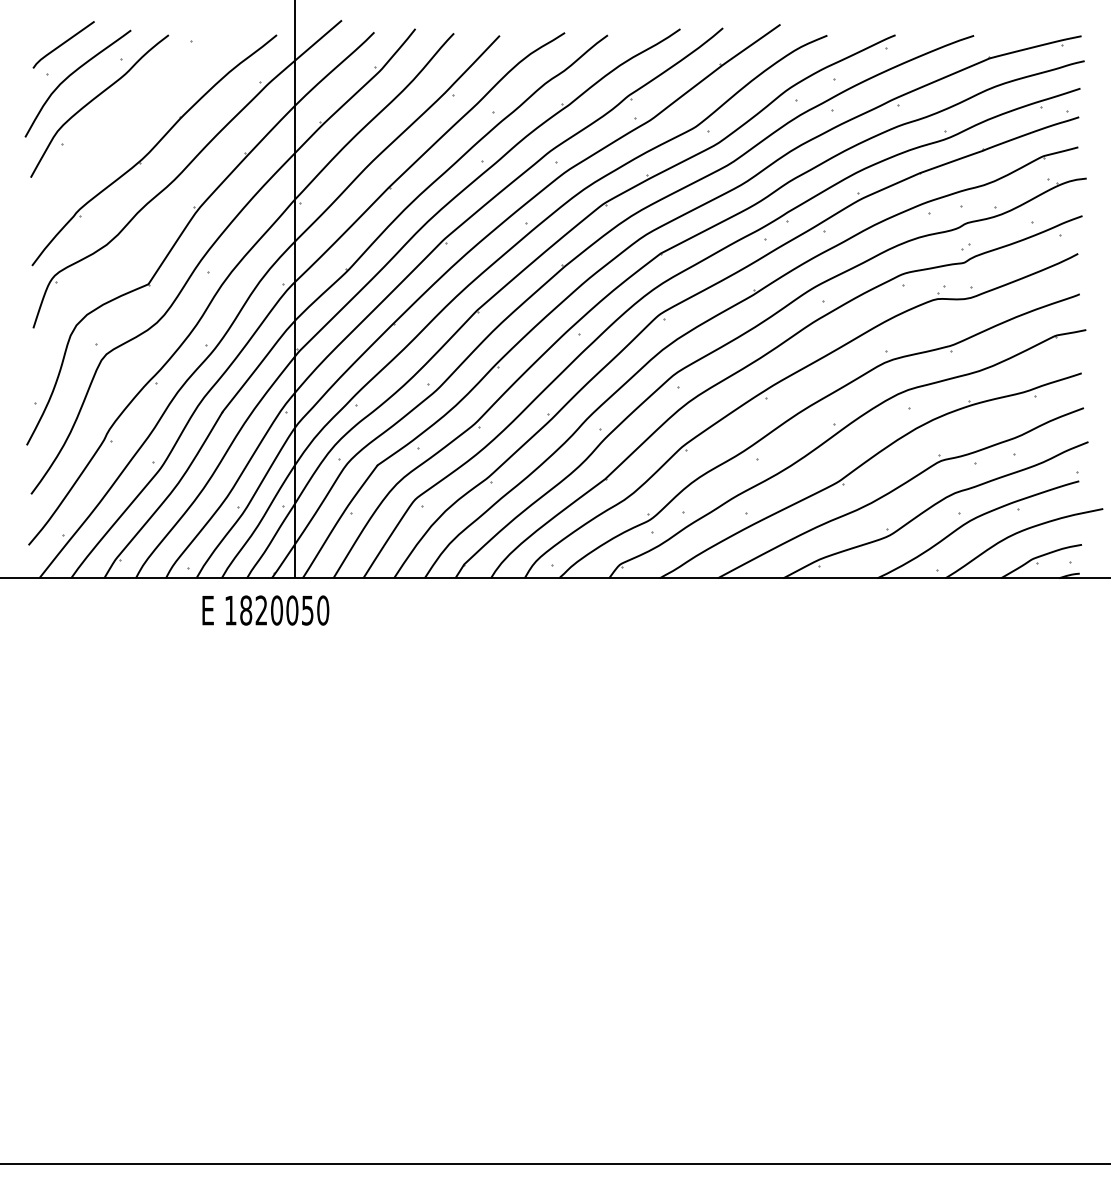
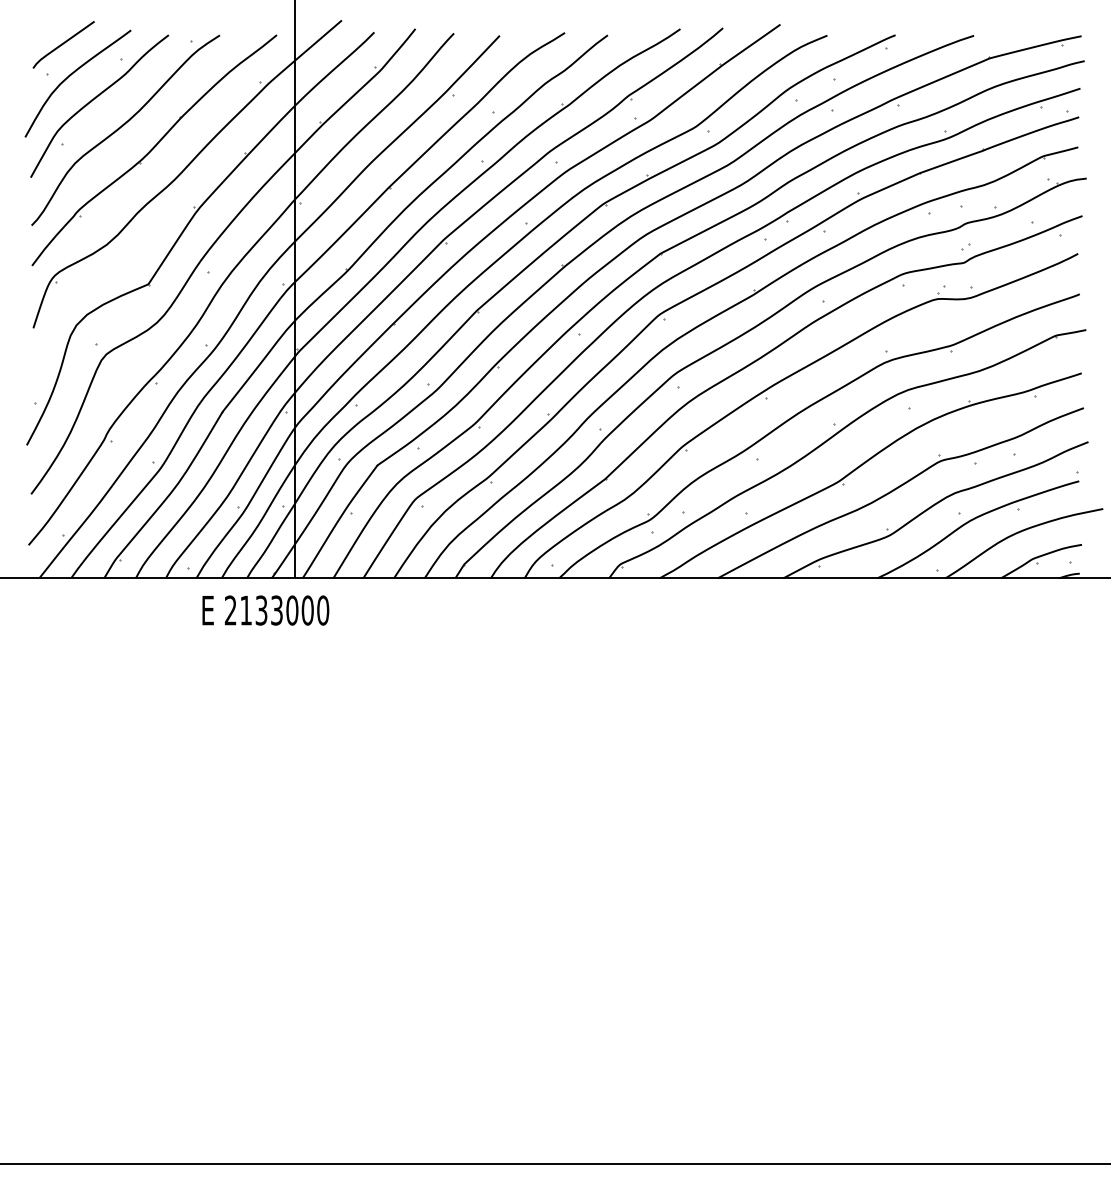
curve: none -> present (123, 126)
text: 1820050 -> 2133000 (269, 610)
